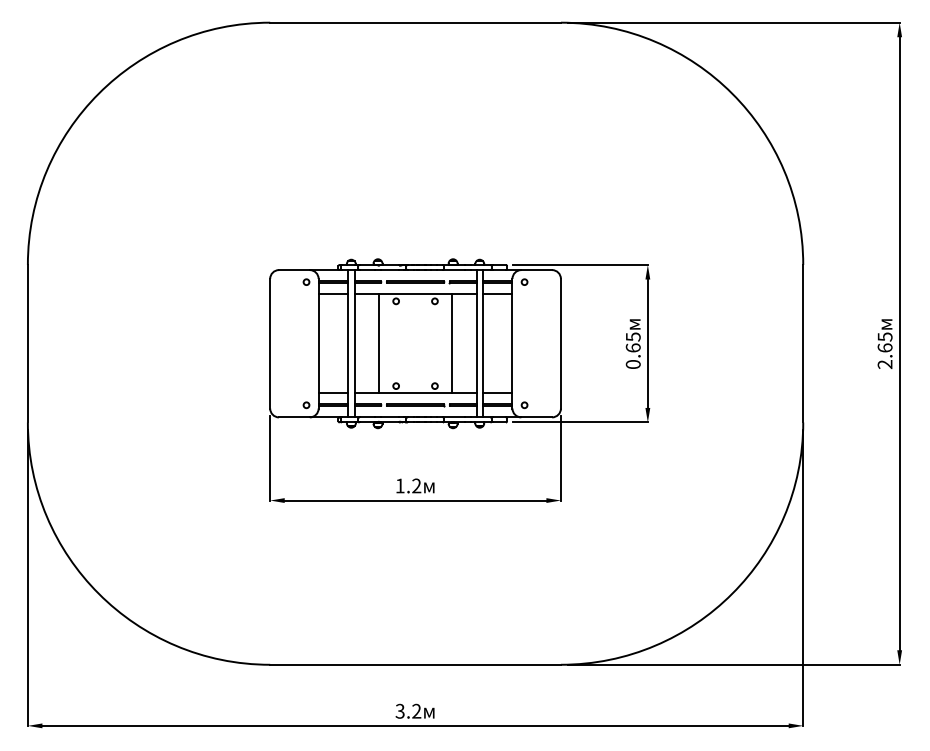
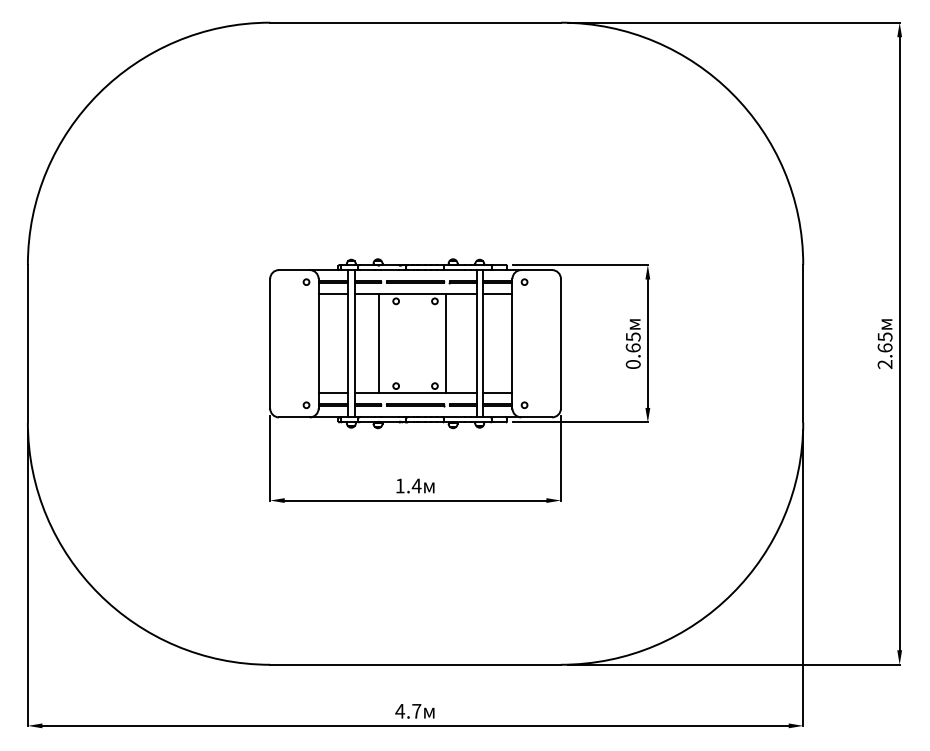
line position: (451, 343) -> (445, 343) (445, 343)
text: 1.2 -> 1.4 (416, 485)
text: 3.2 -> 4.7 (408, 710)
